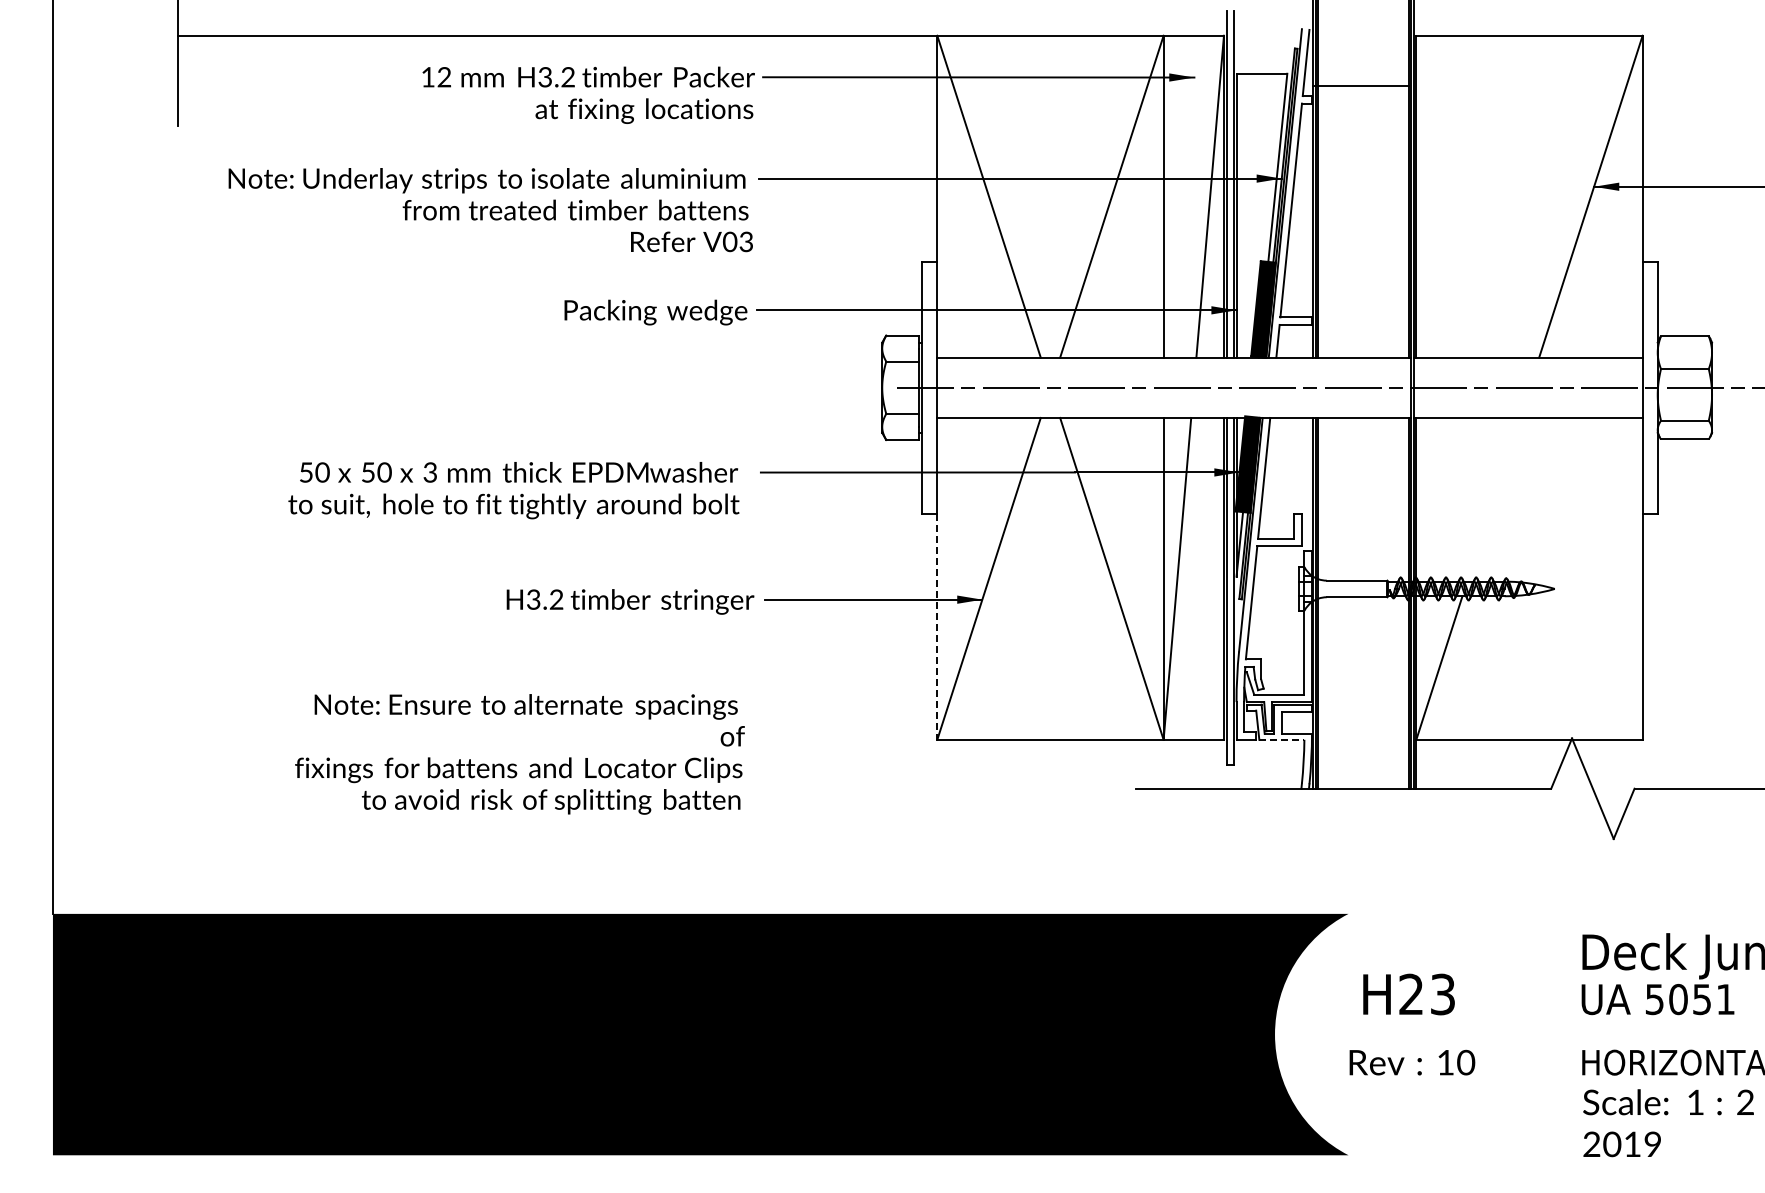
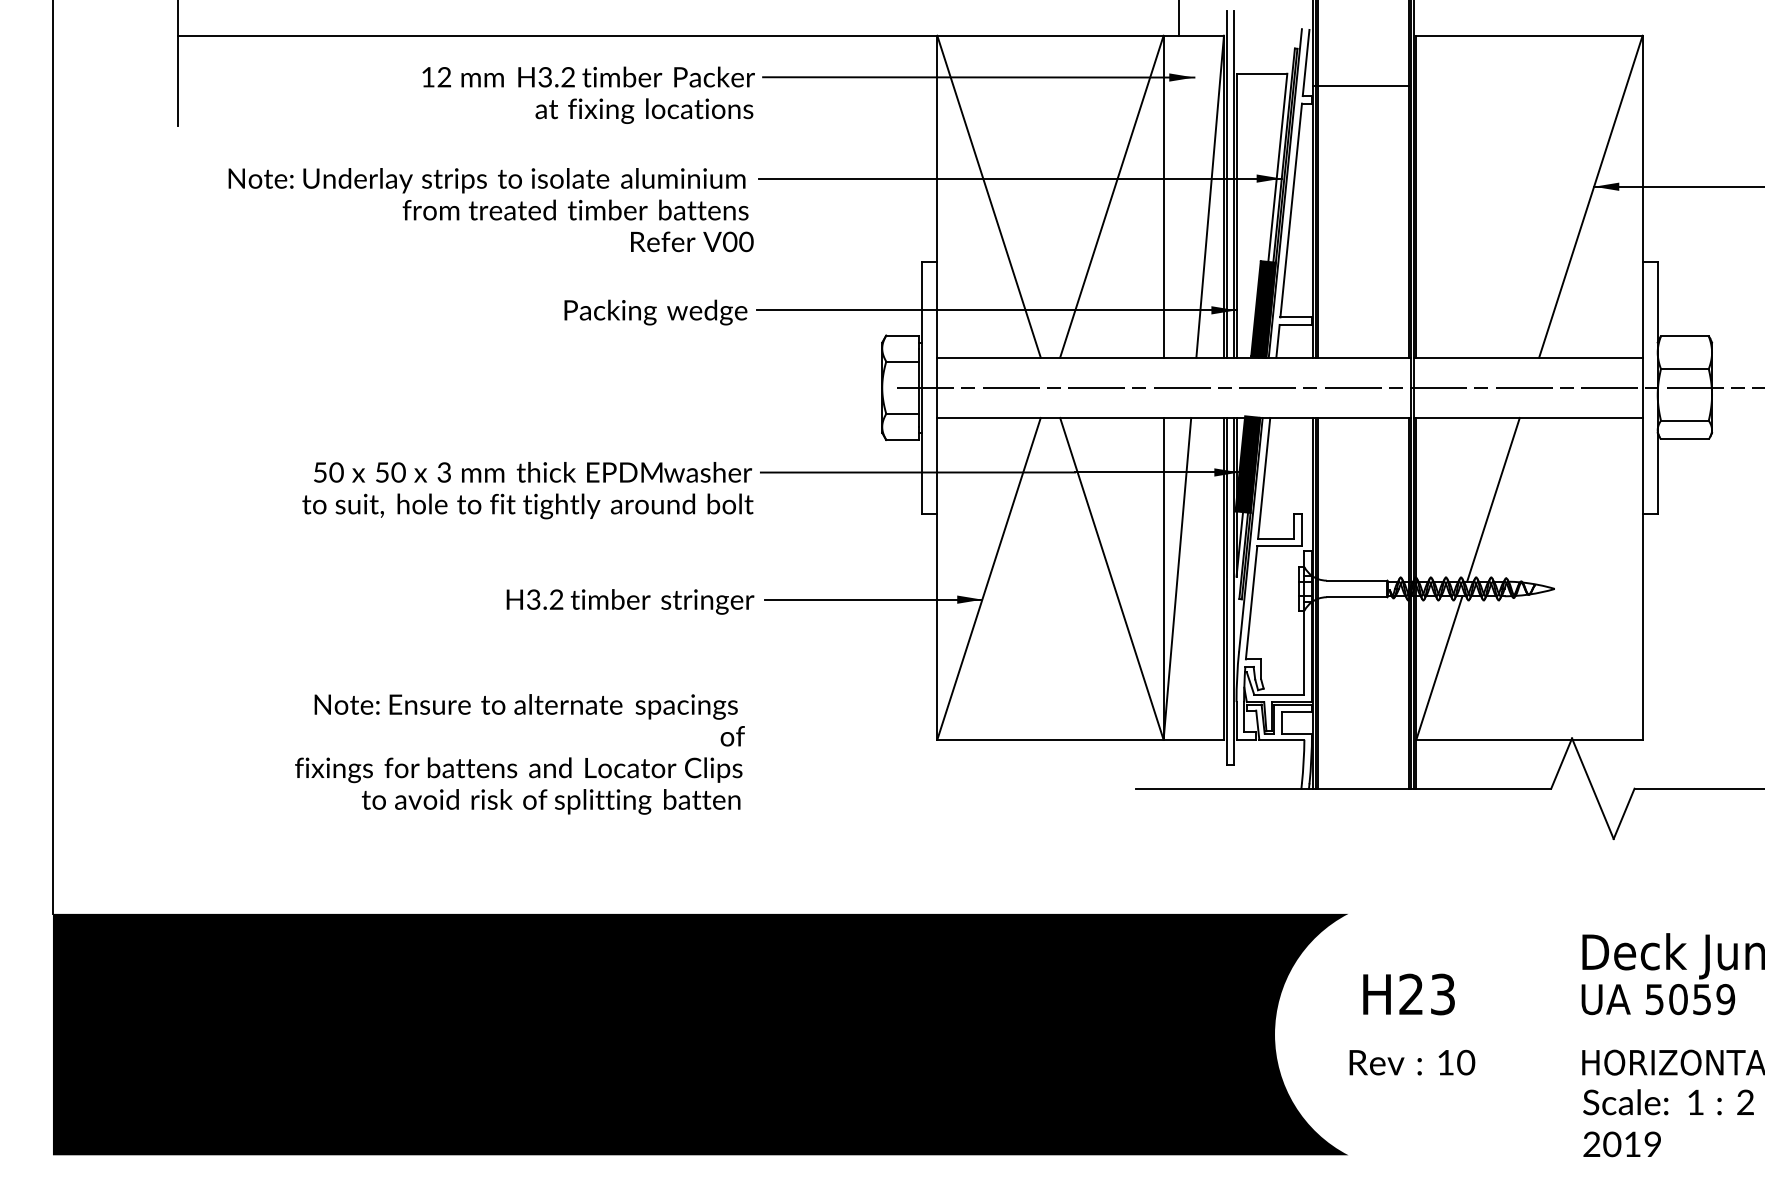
line: none -> present (1178, 18)
text: V03 -> V00 (746, 241)
text position: (513, 490) -> (527, 490) (527, 490)
line: none -> present (1493, 499)
line: dashed -> solid (937, 627)
line: dashed -> solid (1281, 739)
text: 5051 -> 5059 (1725, 999)
